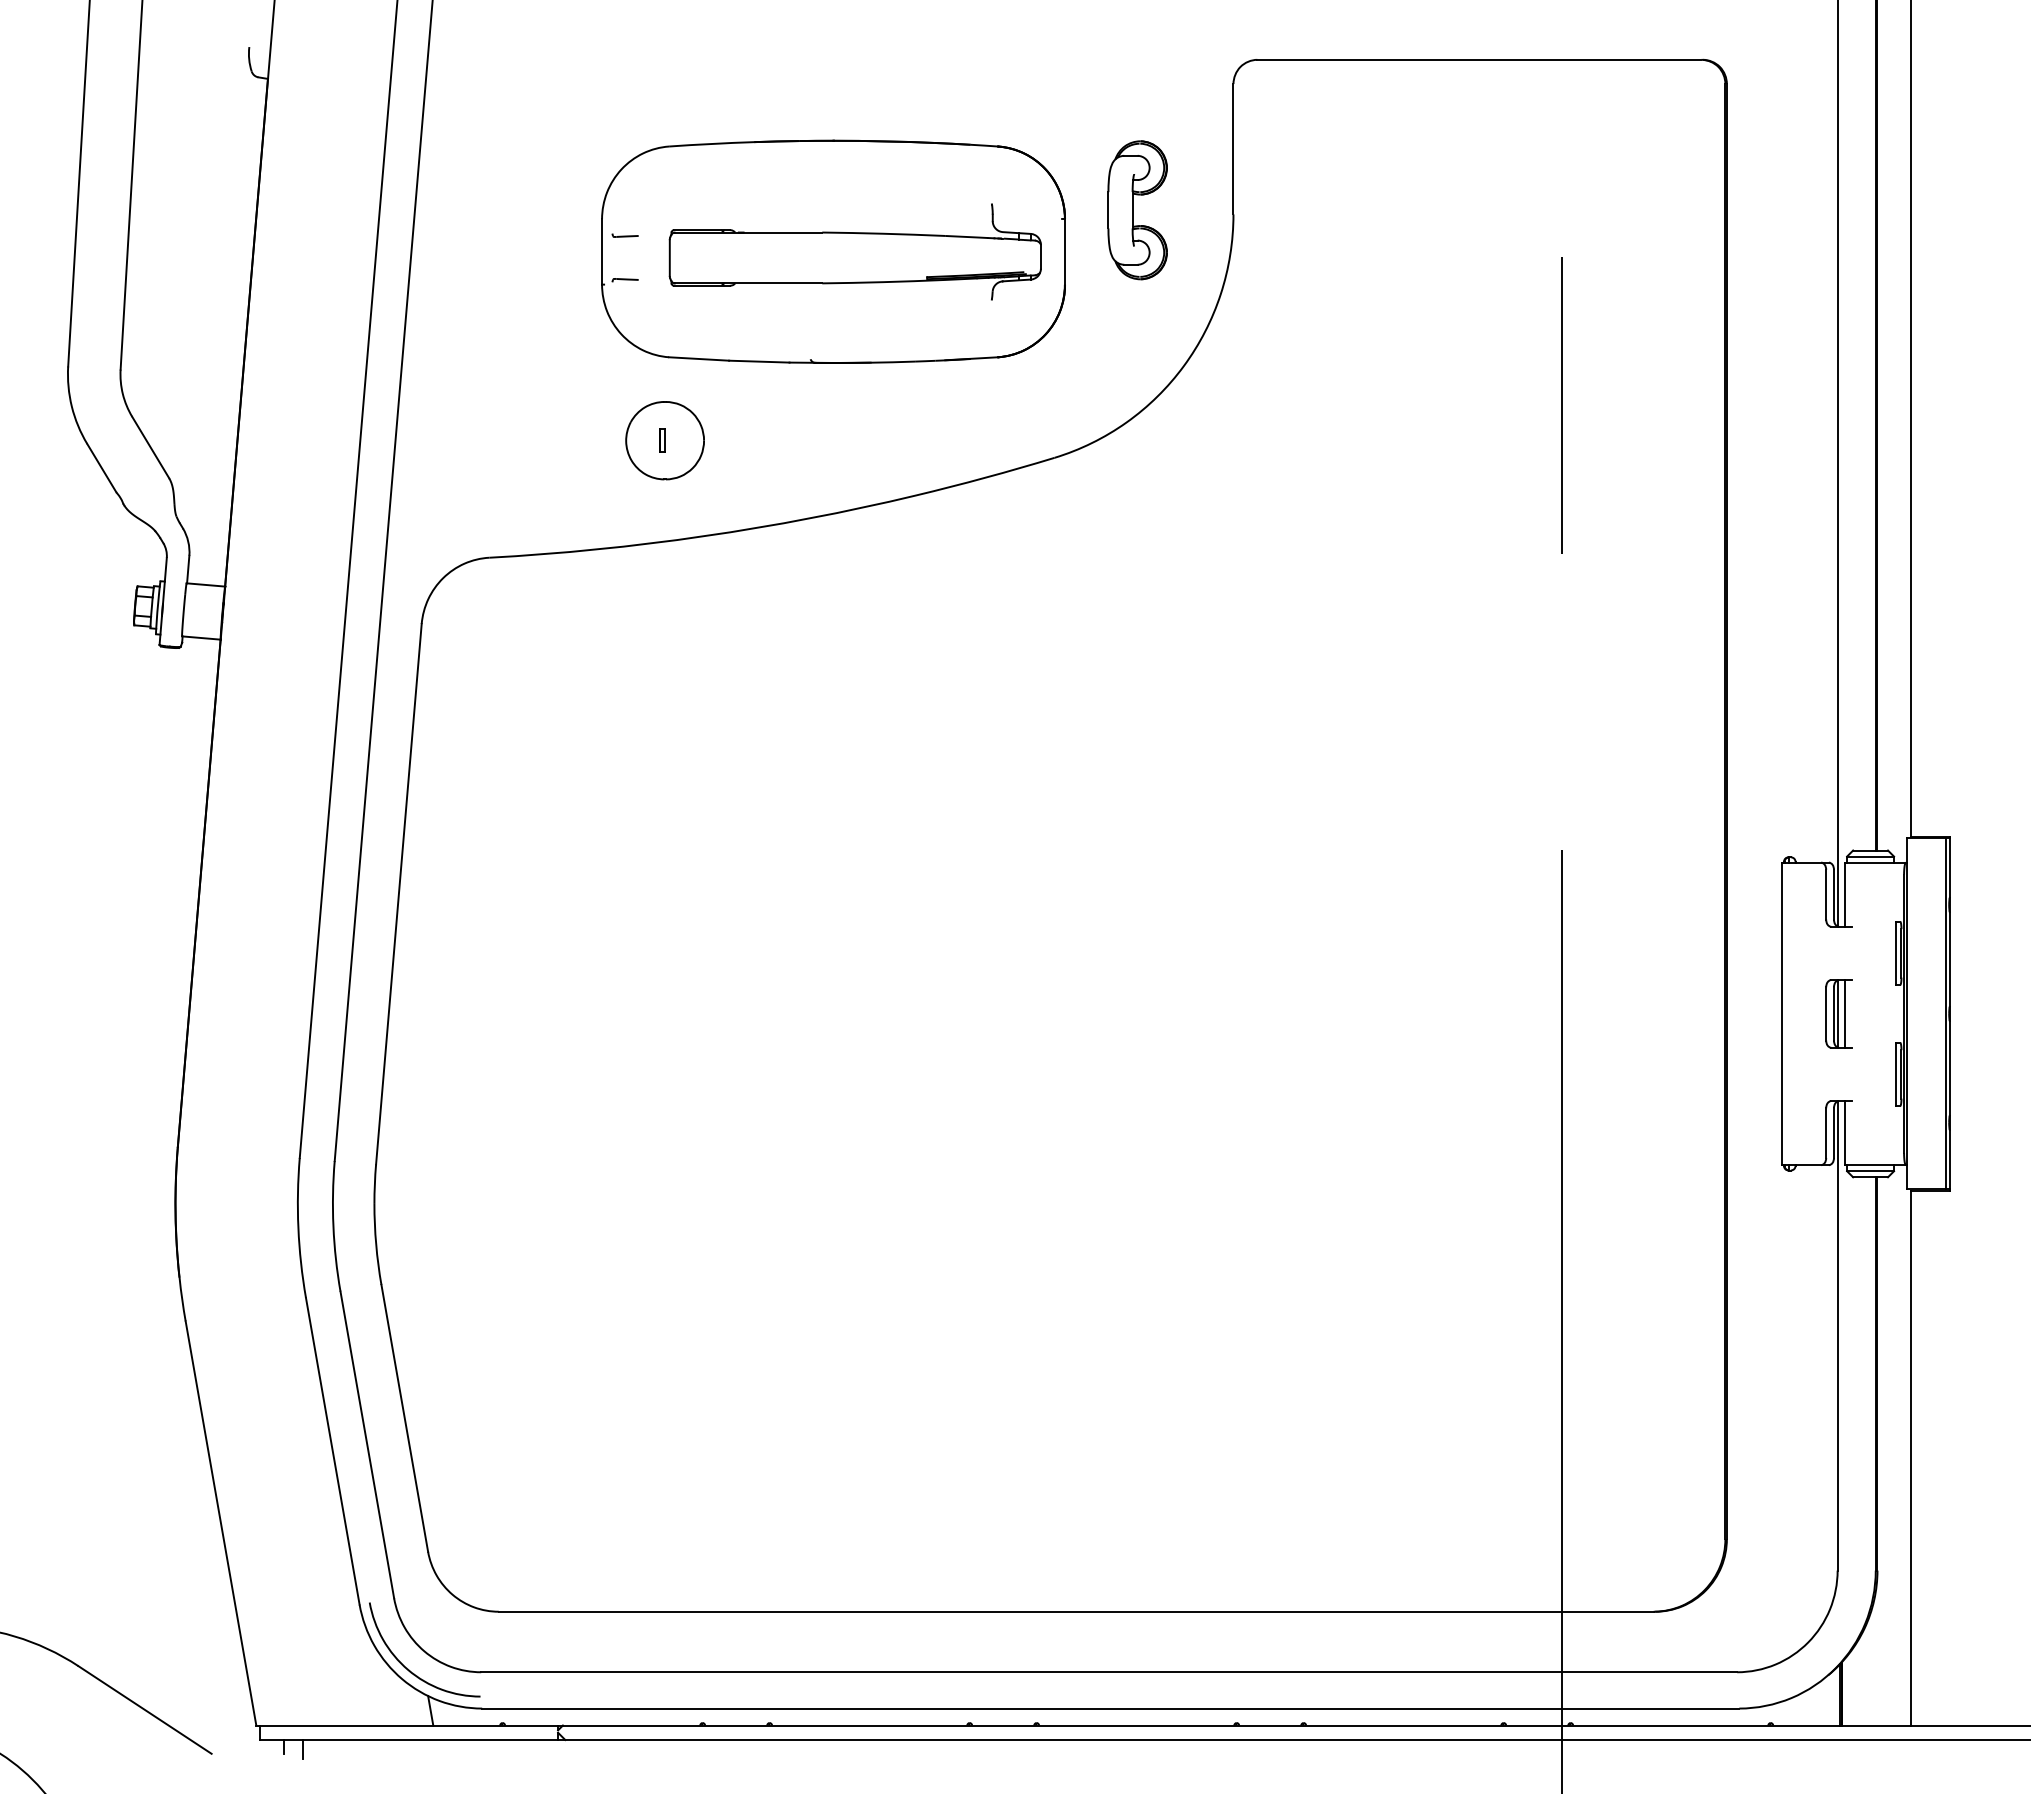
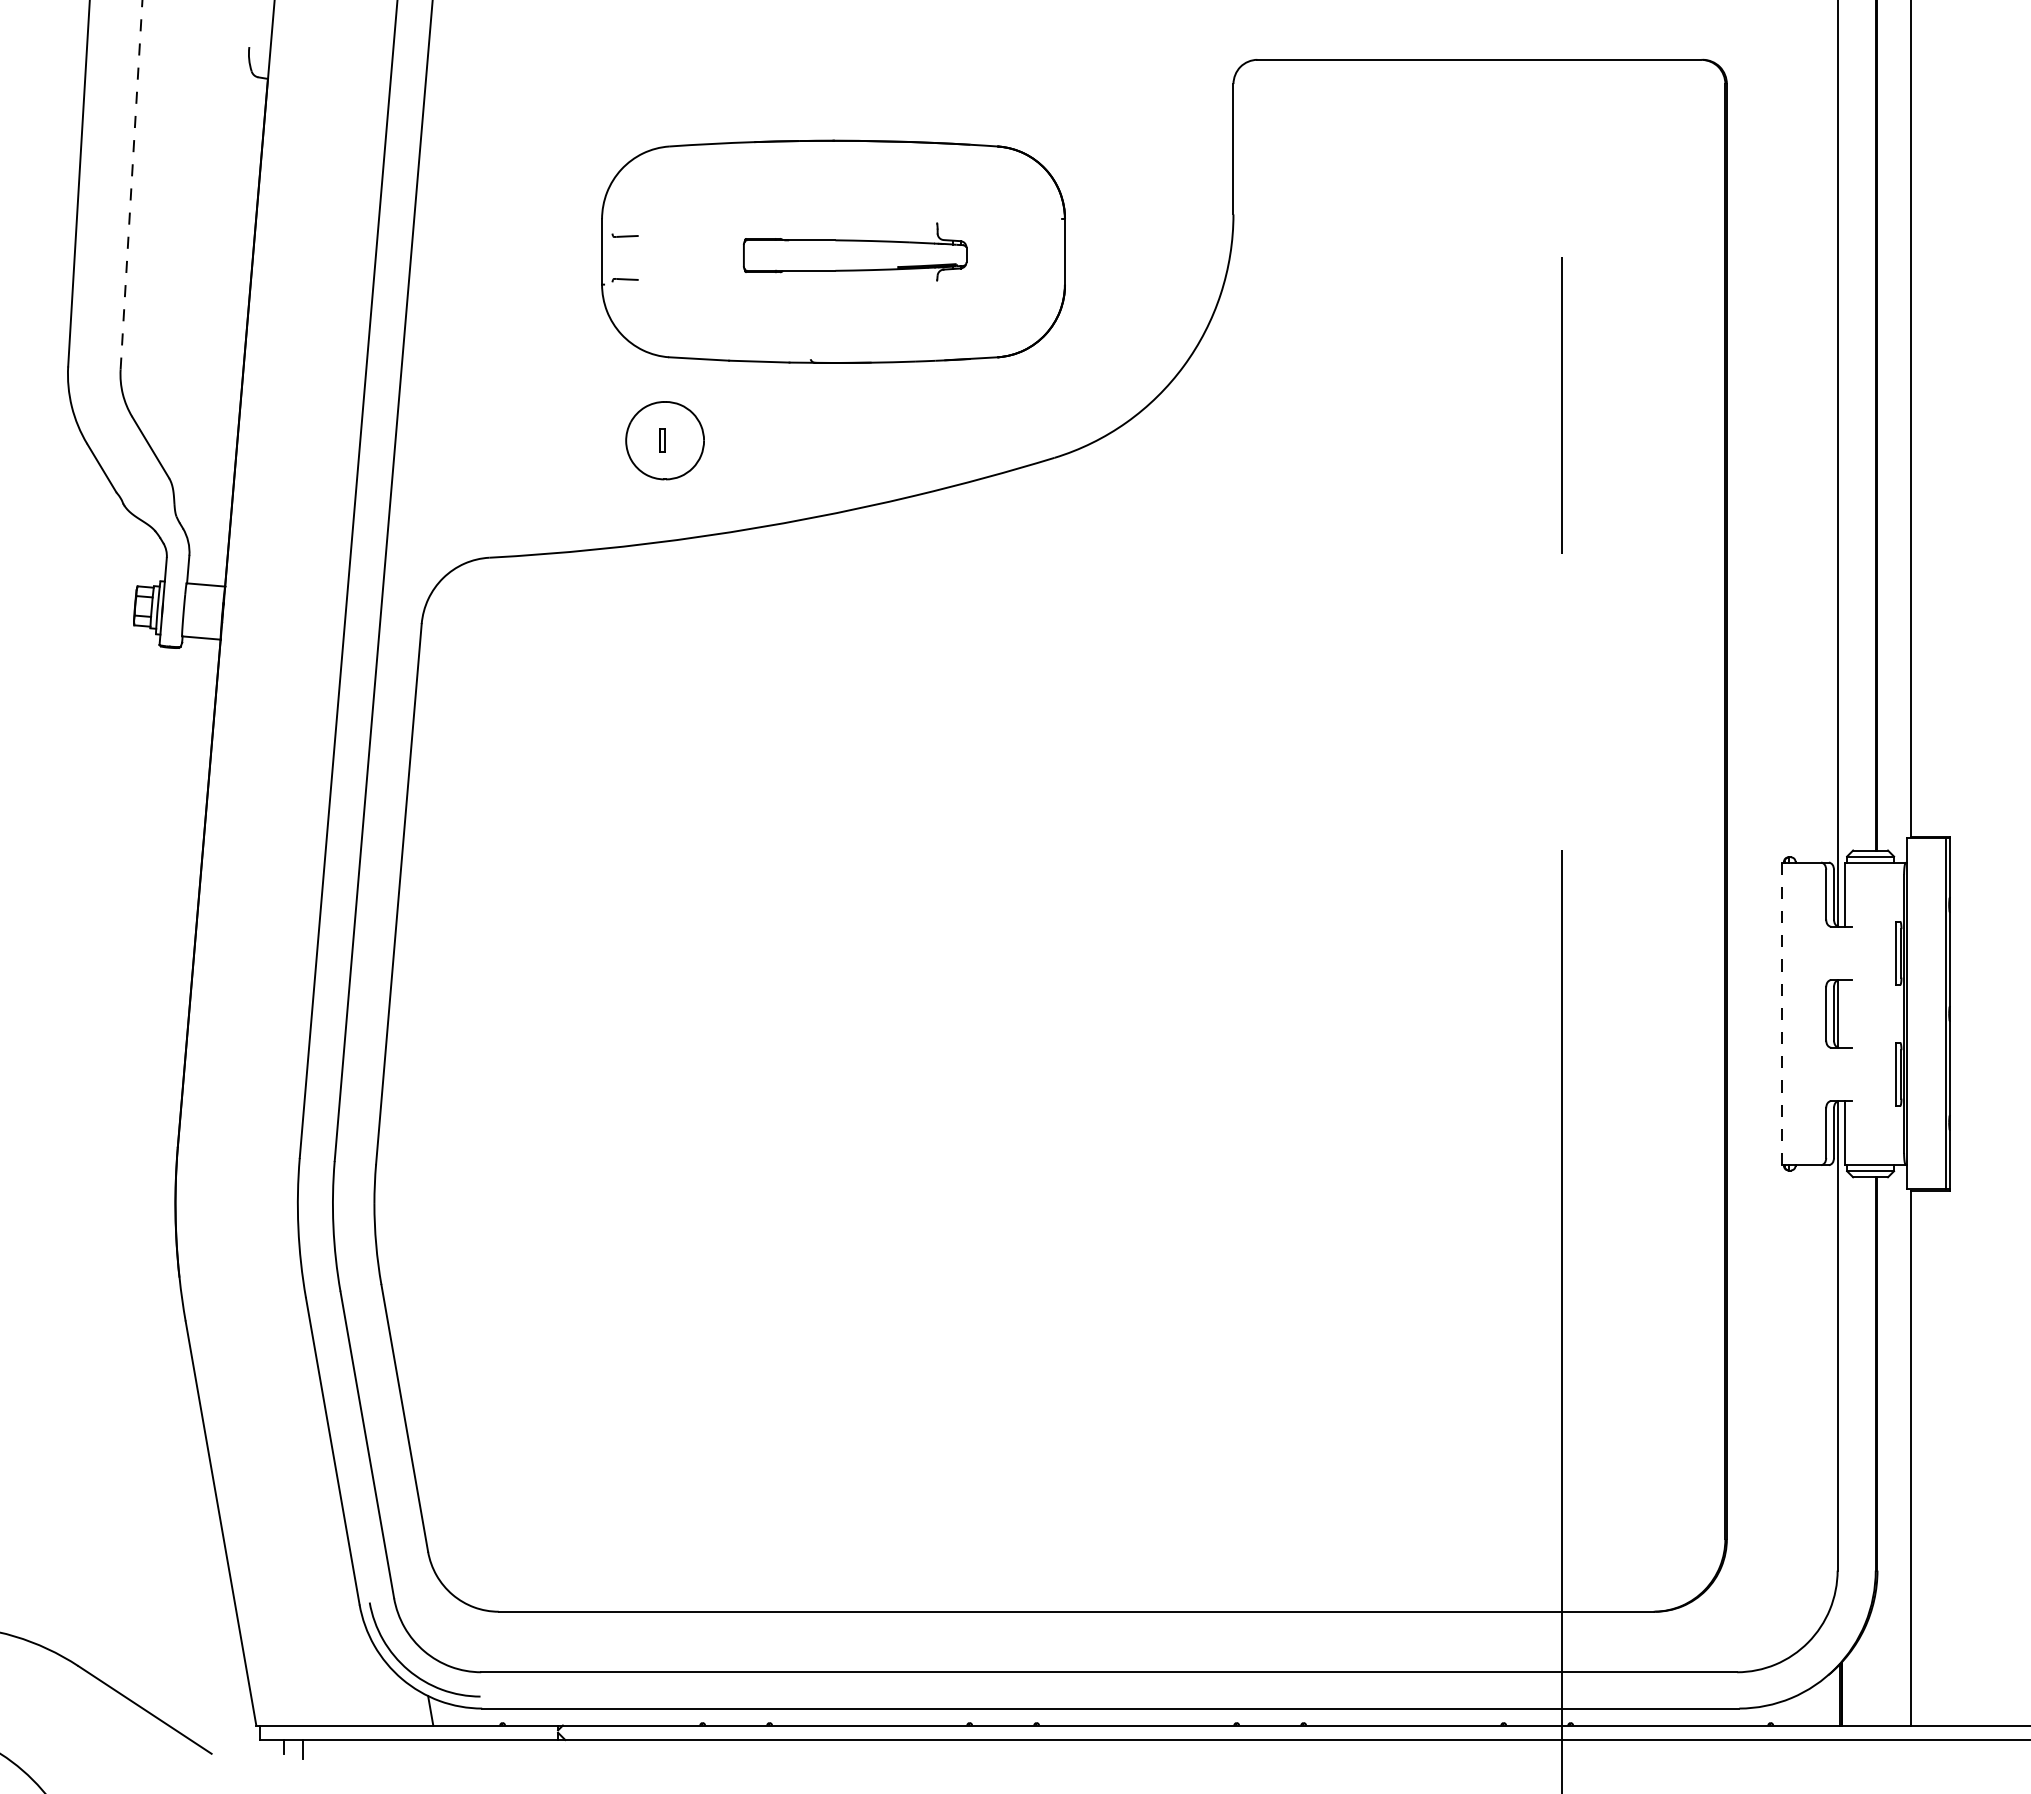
line: solid -> dashed (131, 185)
part: present -> none (1137, 210)
part size: 374x98 px -> 226x60 px (854, 251)
line: solid -> dashed (1781, 1013)
line: present -> none (1845, 1013)
